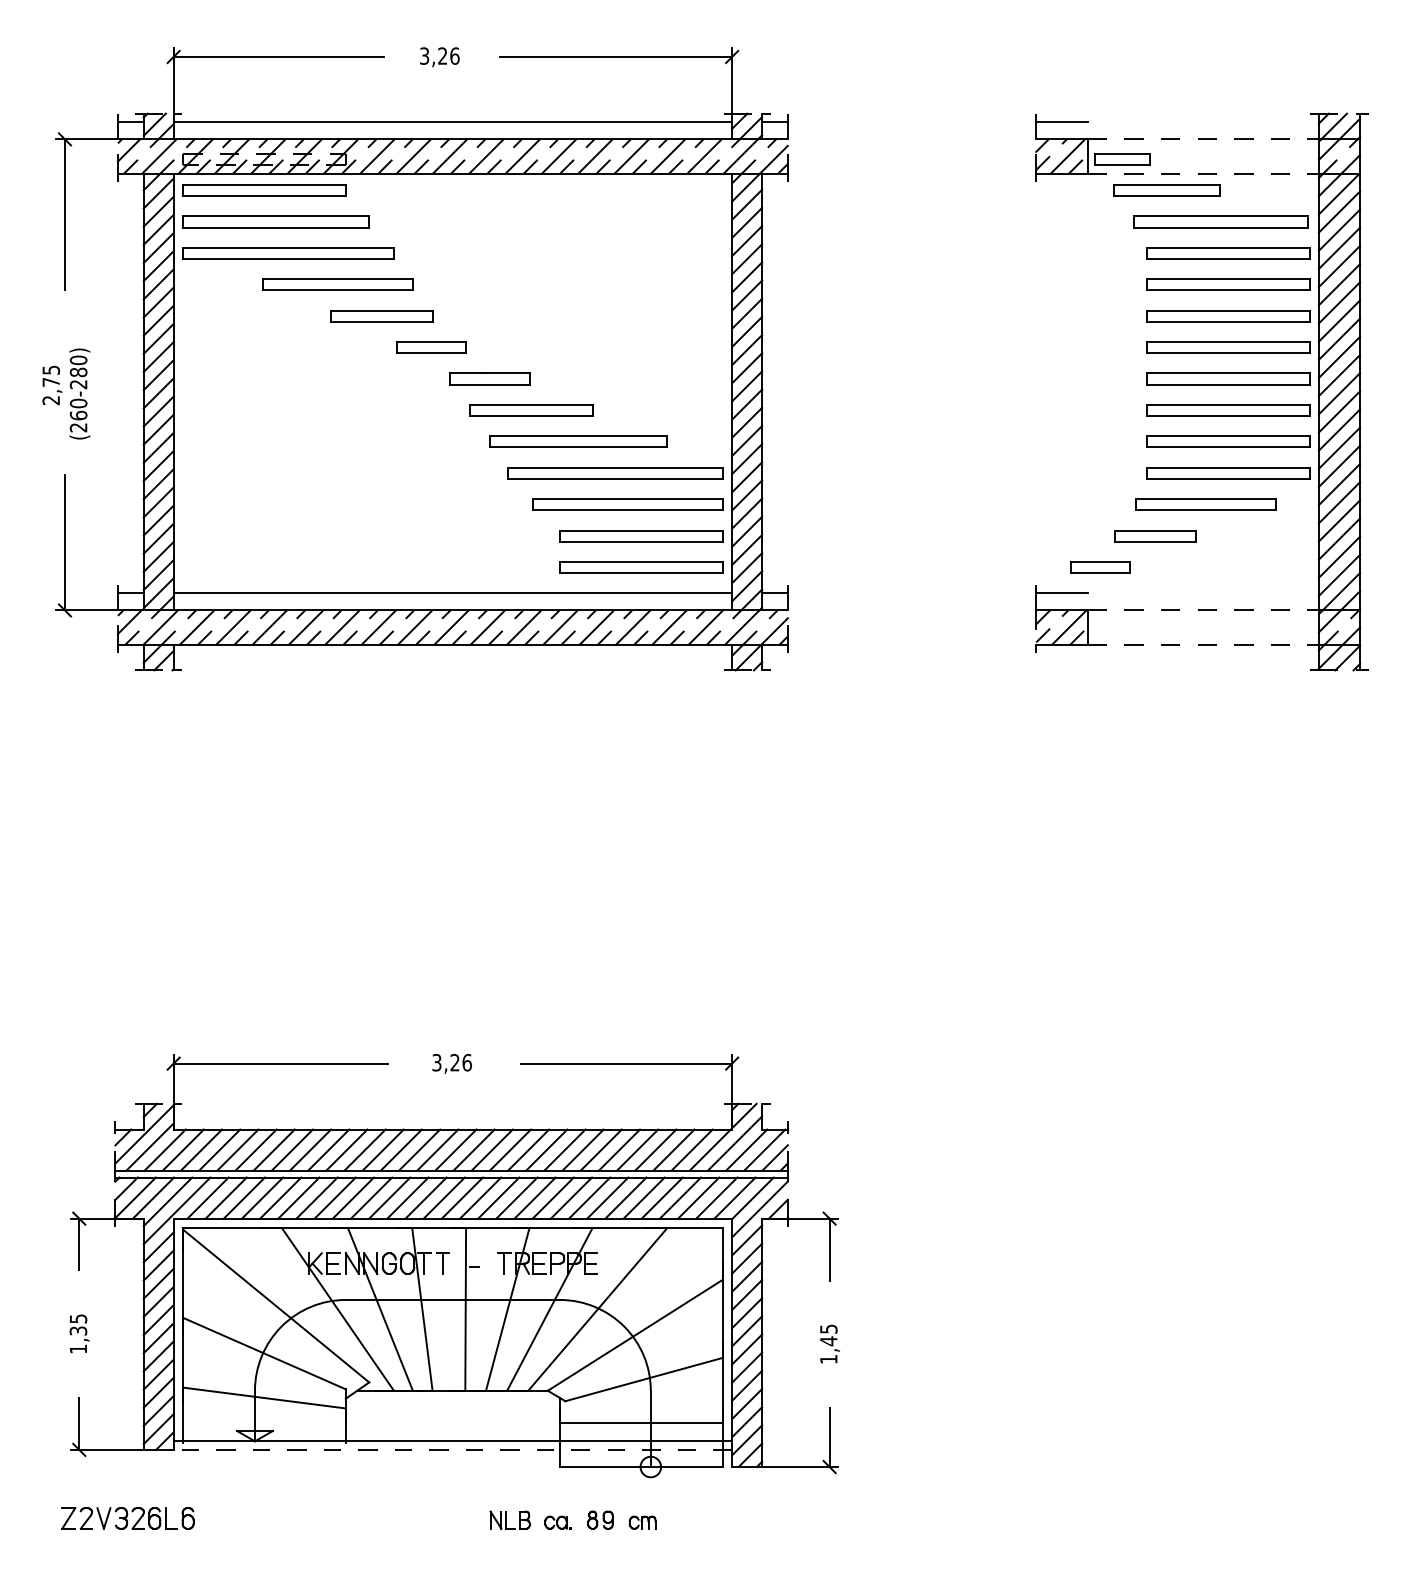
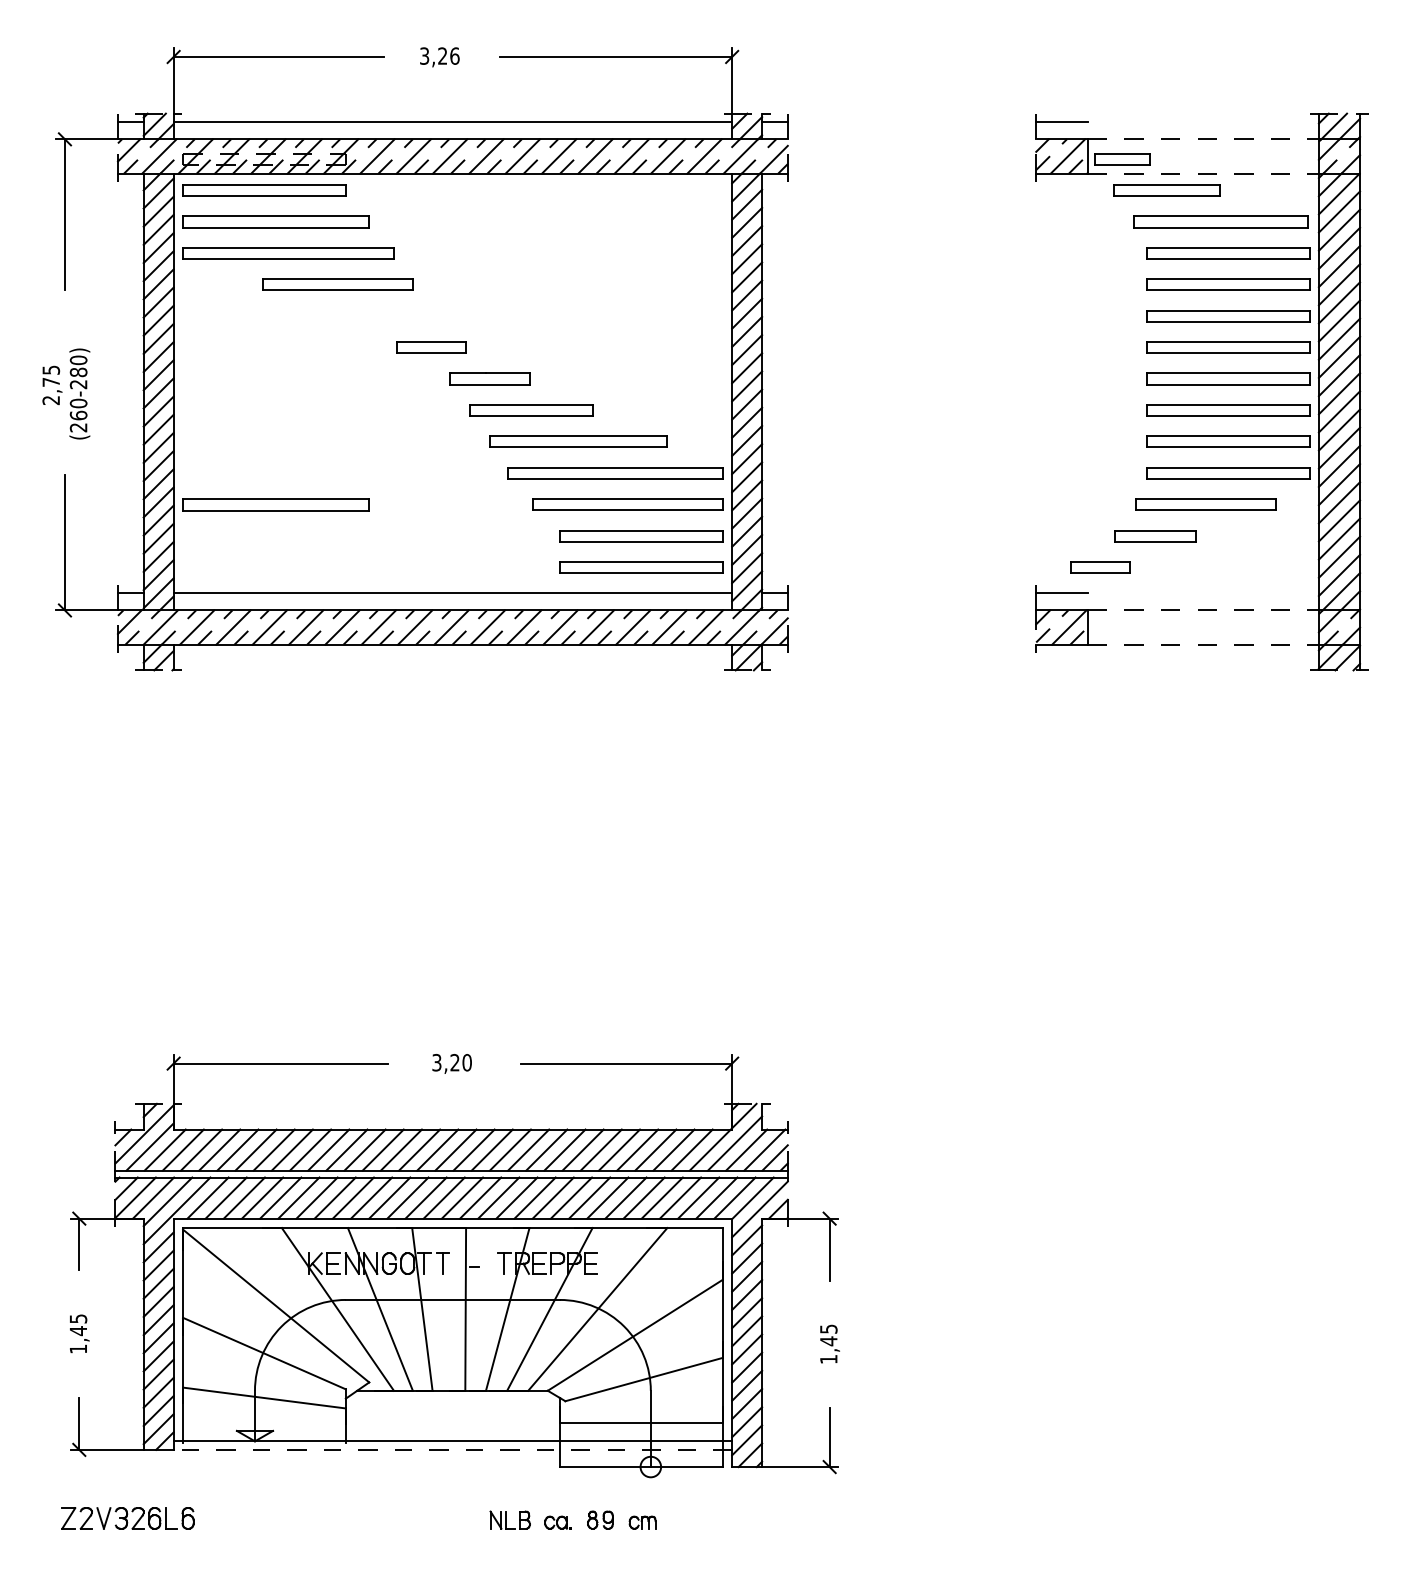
part: present -> none (381, 316)
part: none -> present (275, 504)
text: 3,26 -> 3,20 (466, 1062)
text: 1,35 -> 1,45 (78, 1331)
